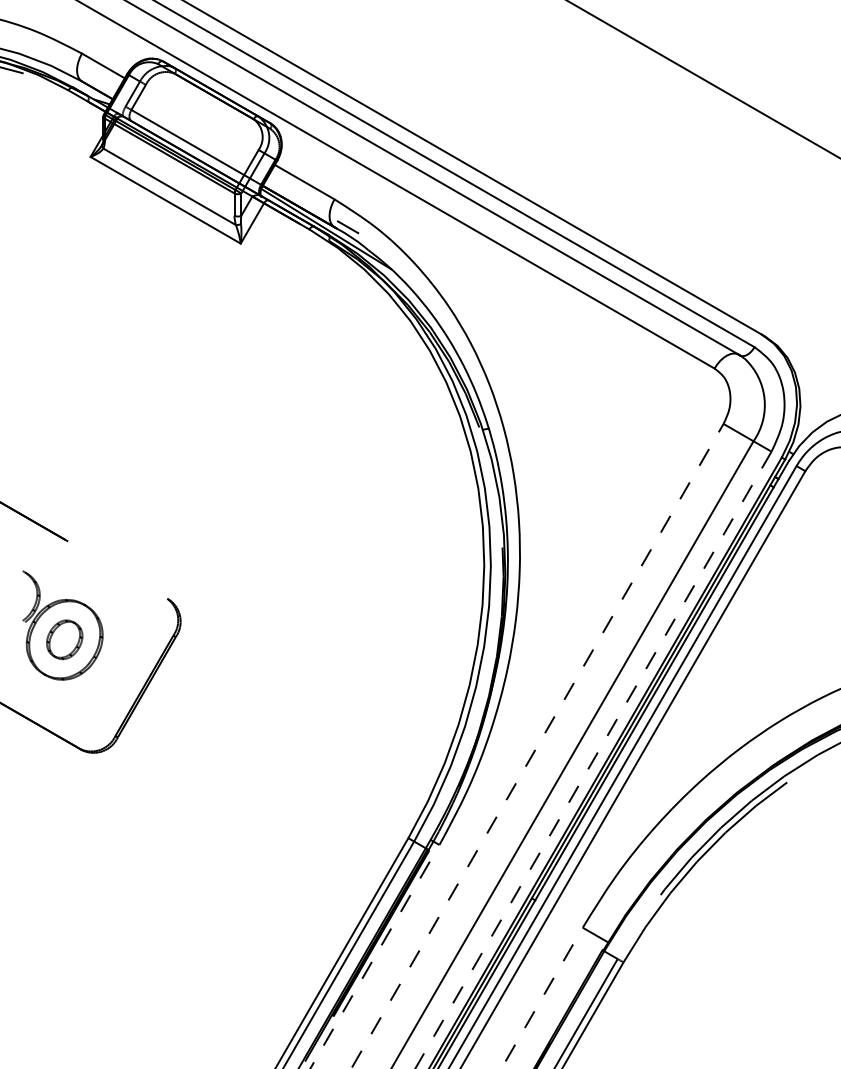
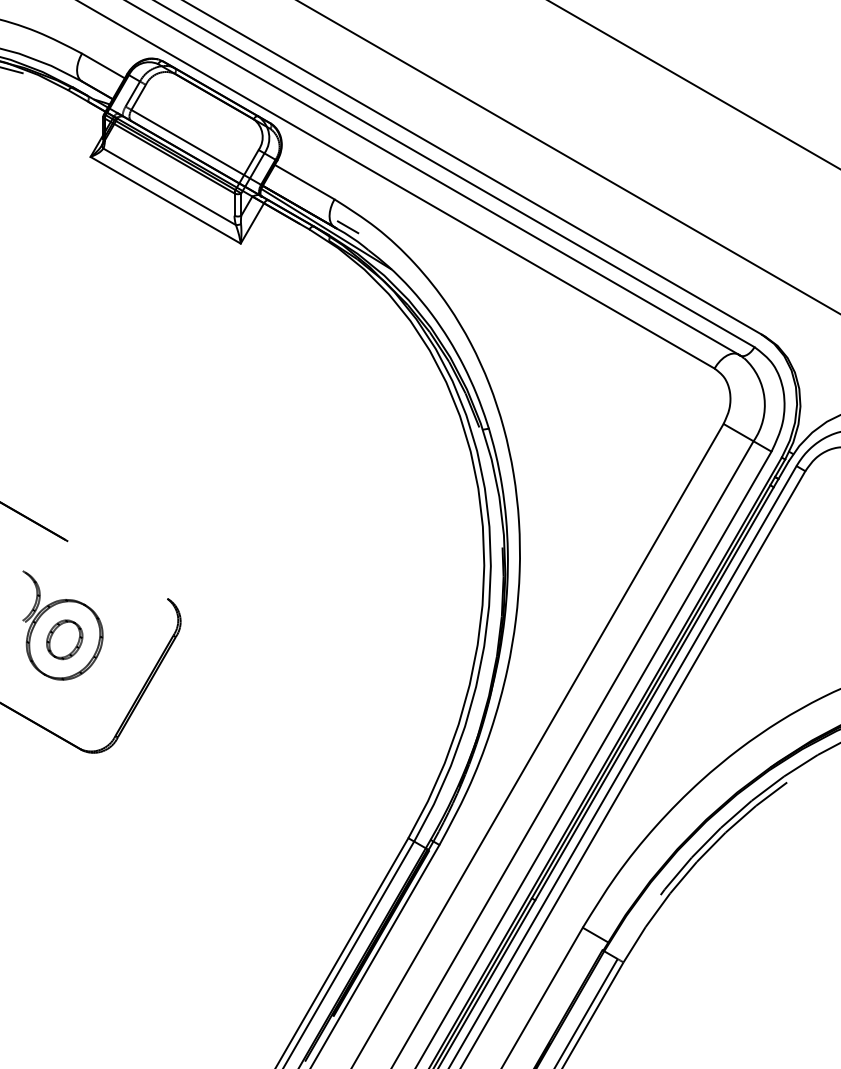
line position: (703, 79) -> (693, 84) (693, 84)
line: none -> present (568, 157)
line: dashed -> solid (537, 746)
line: dashed -> solid (593, 759)
line: dashed -> solid (375, 956)
line: dashed -> solid (542, 997)
